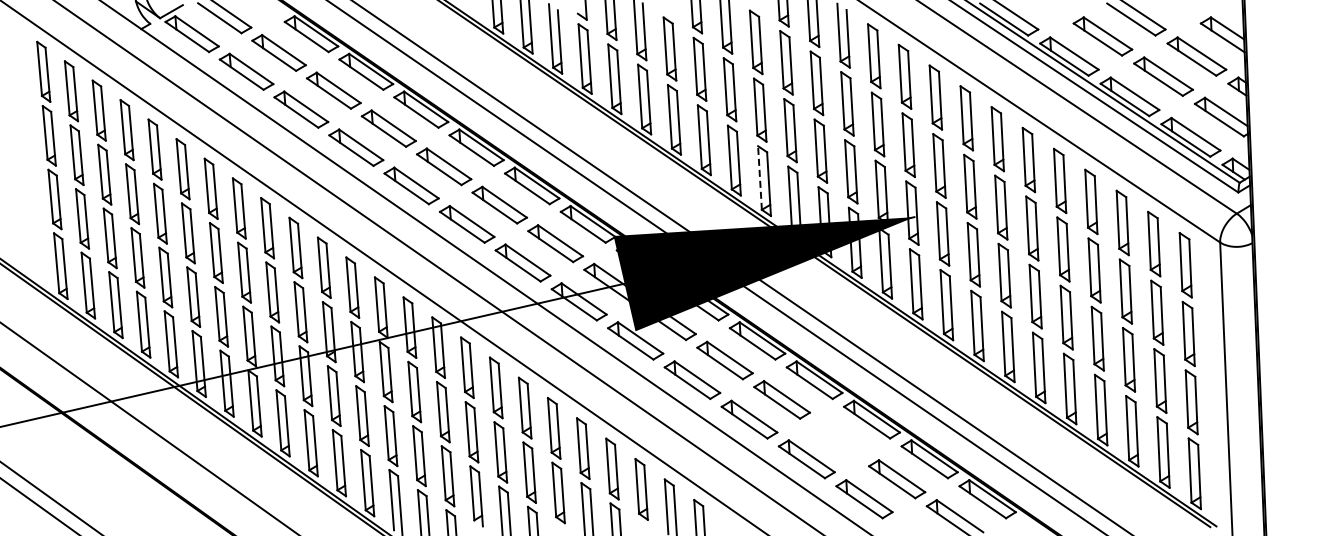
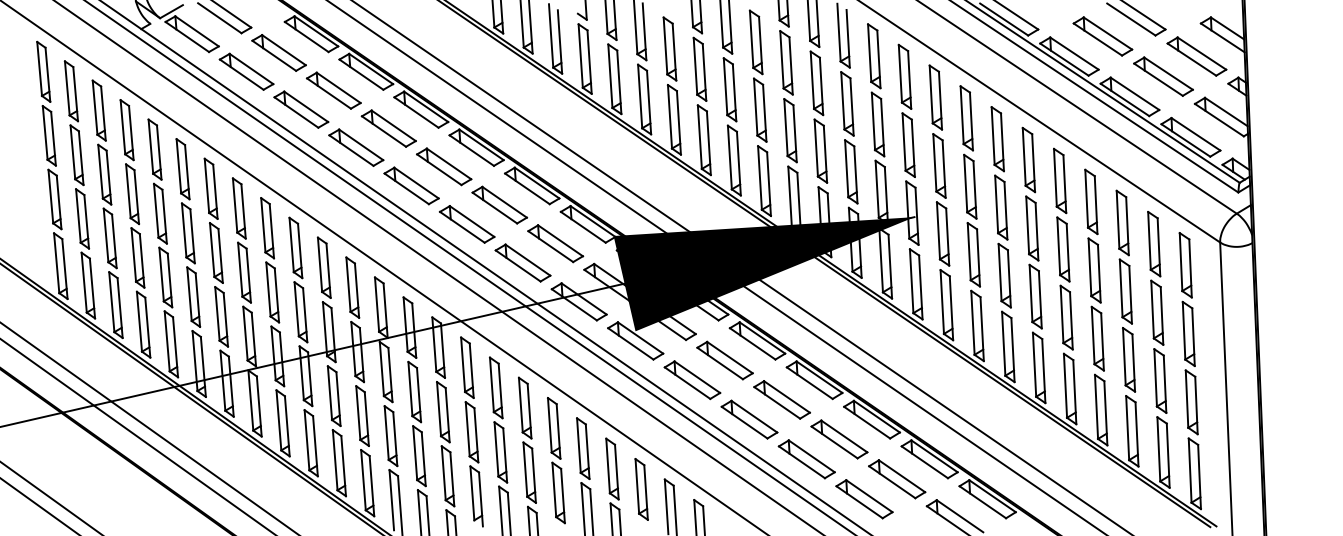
line: dashed -> solid (759, 178)
line: none -> present (469, 267)
line: none -> present (137, 436)
part: none -> present (839, 439)
